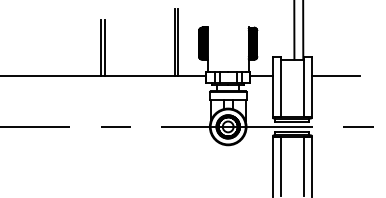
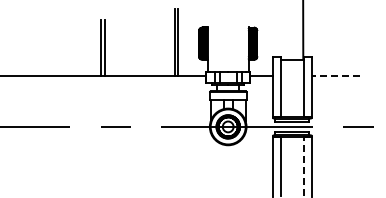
line: present -> none (294, 30)
line: solid -> dashed (335, 76)
line: solid -> dashed (304, 166)
